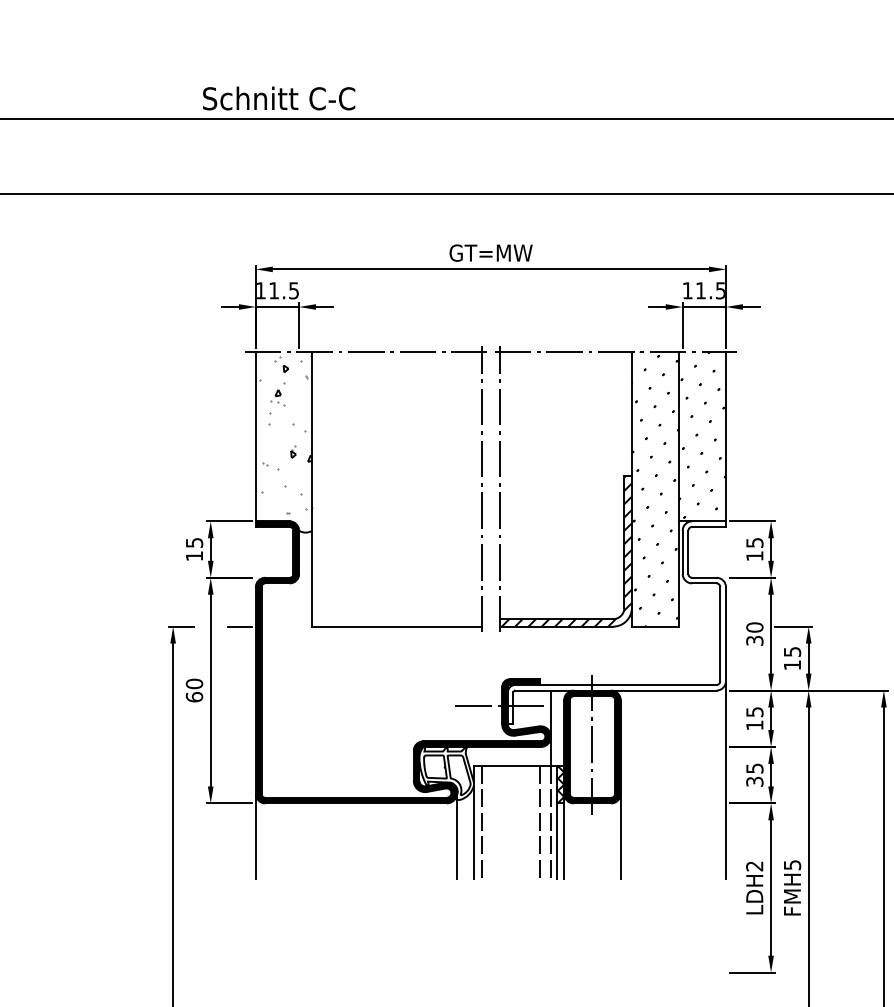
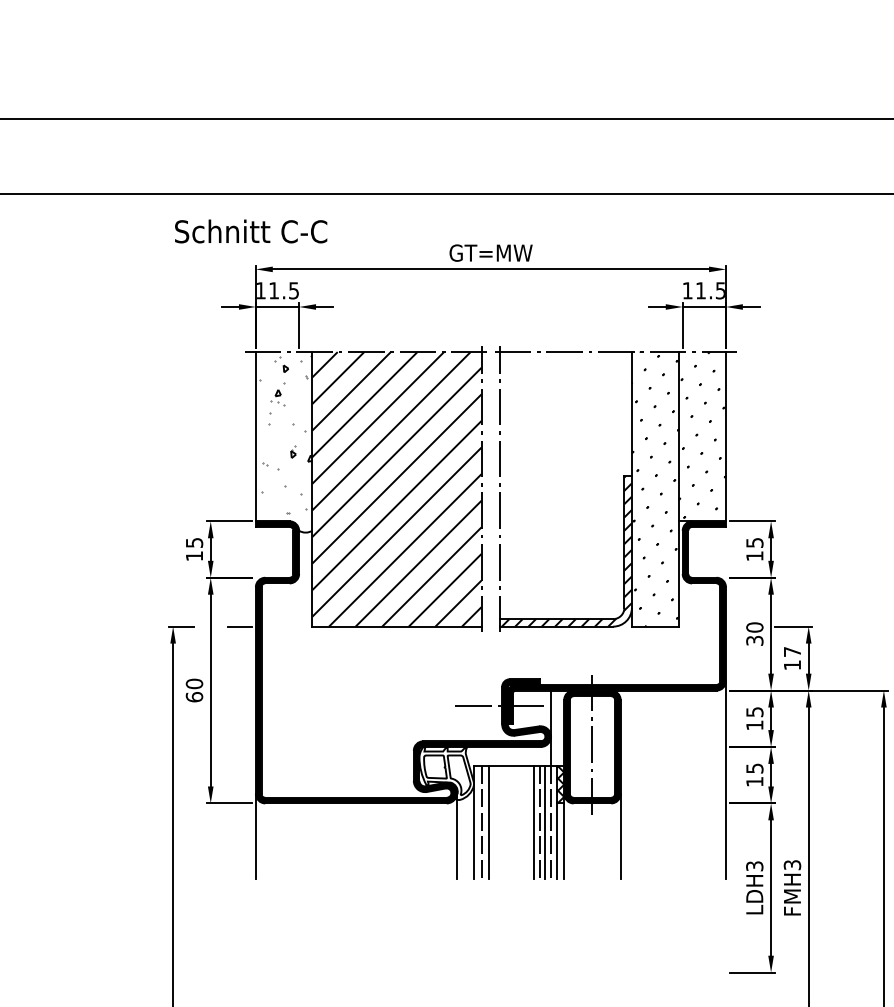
text position: (279, 98) -> (251, 231) (251, 231)
hatch: none -> present (396, 489)
fill: none -> present (616, 622)
text: 15 -> 17 (792, 651)
text: 35 -> 15 (754, 781)
line: none -> present (489, 821)
line: none -> present (534, 821)
line: none -> present (545, 821)
text: FMH5 -> FMH3 (791, 864)
text: LDH2 -> LDH3 (754, 866)
